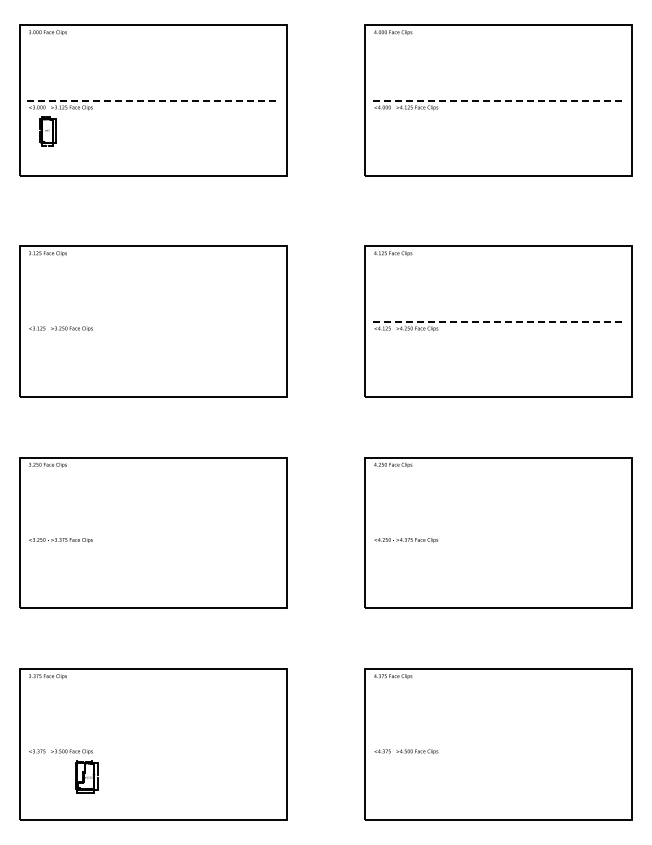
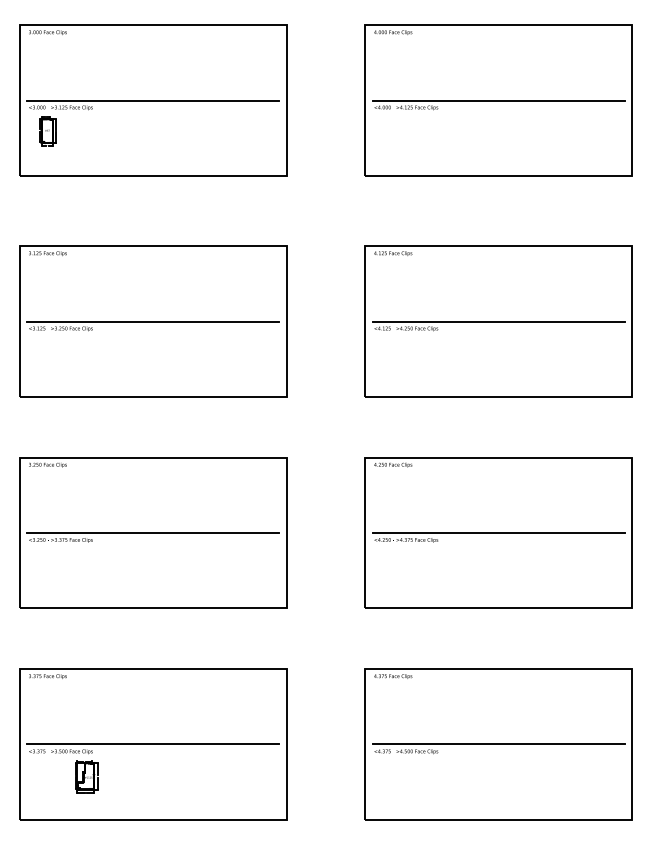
line: dashed -> solid (153, 100)
line: dashed -> solid (499, 100)
line: none -> present (153, 321)
line: dashed -> solid (499, 321)
line: none -> present (153, 533)
line: none -> present (498, 533)
line: none -> present (153, 744)
line: none -> present (498, 744)
